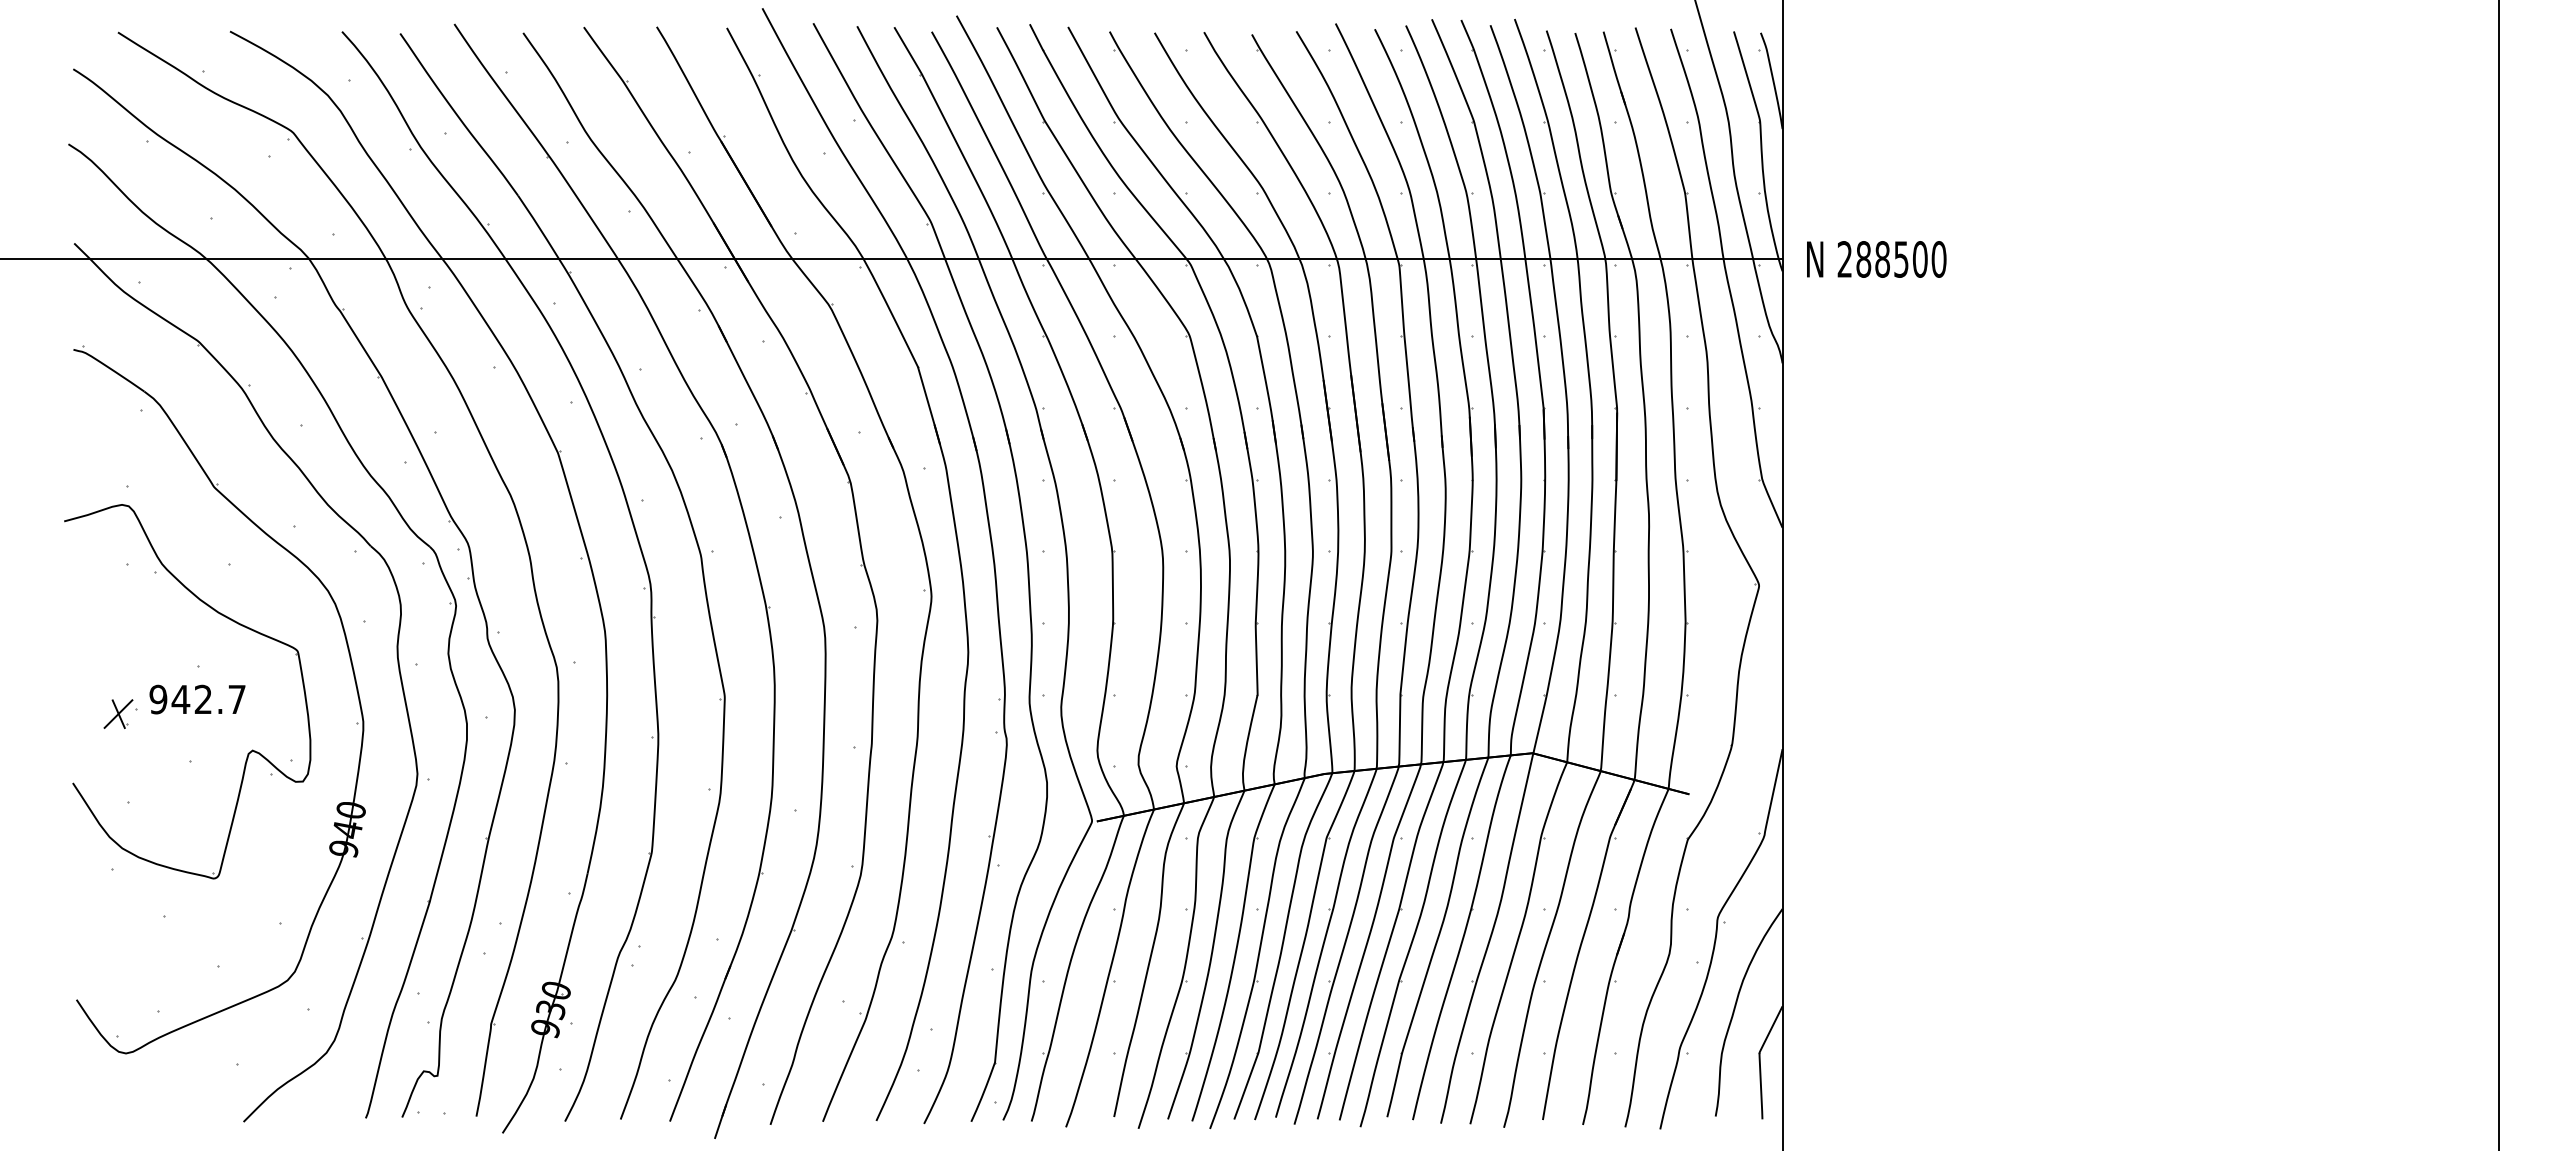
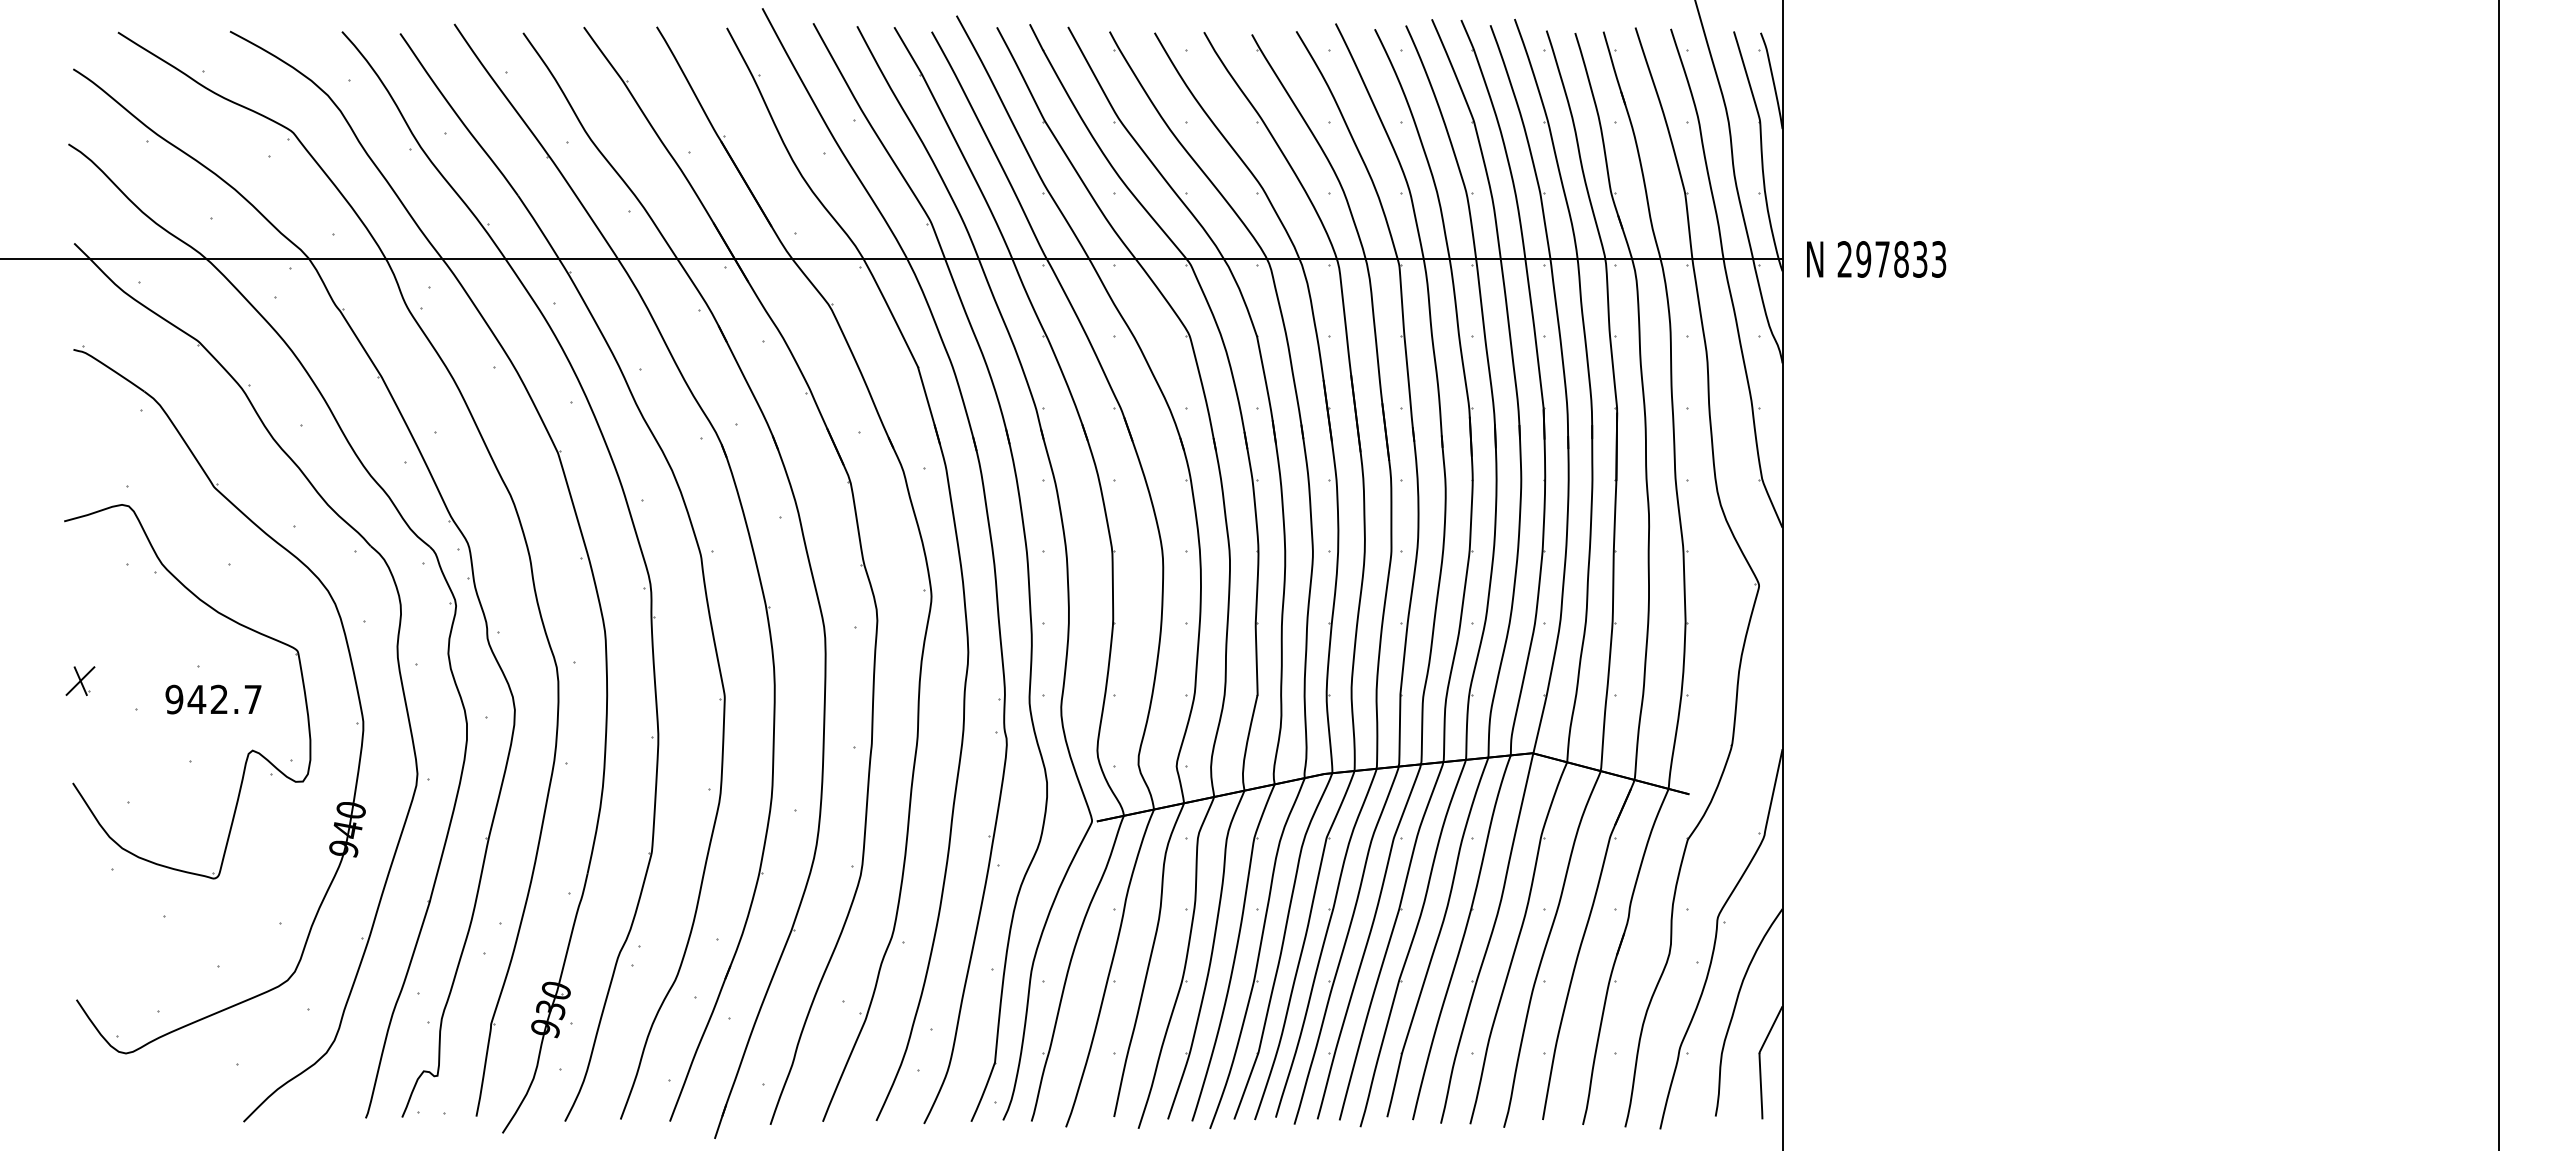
text: 288500 -> 297833 (1901, 259)
text position: (197, 699) -> (213, 699) (213, 699)
part position: (118, 713) -> (80, 680) (80, 680)
